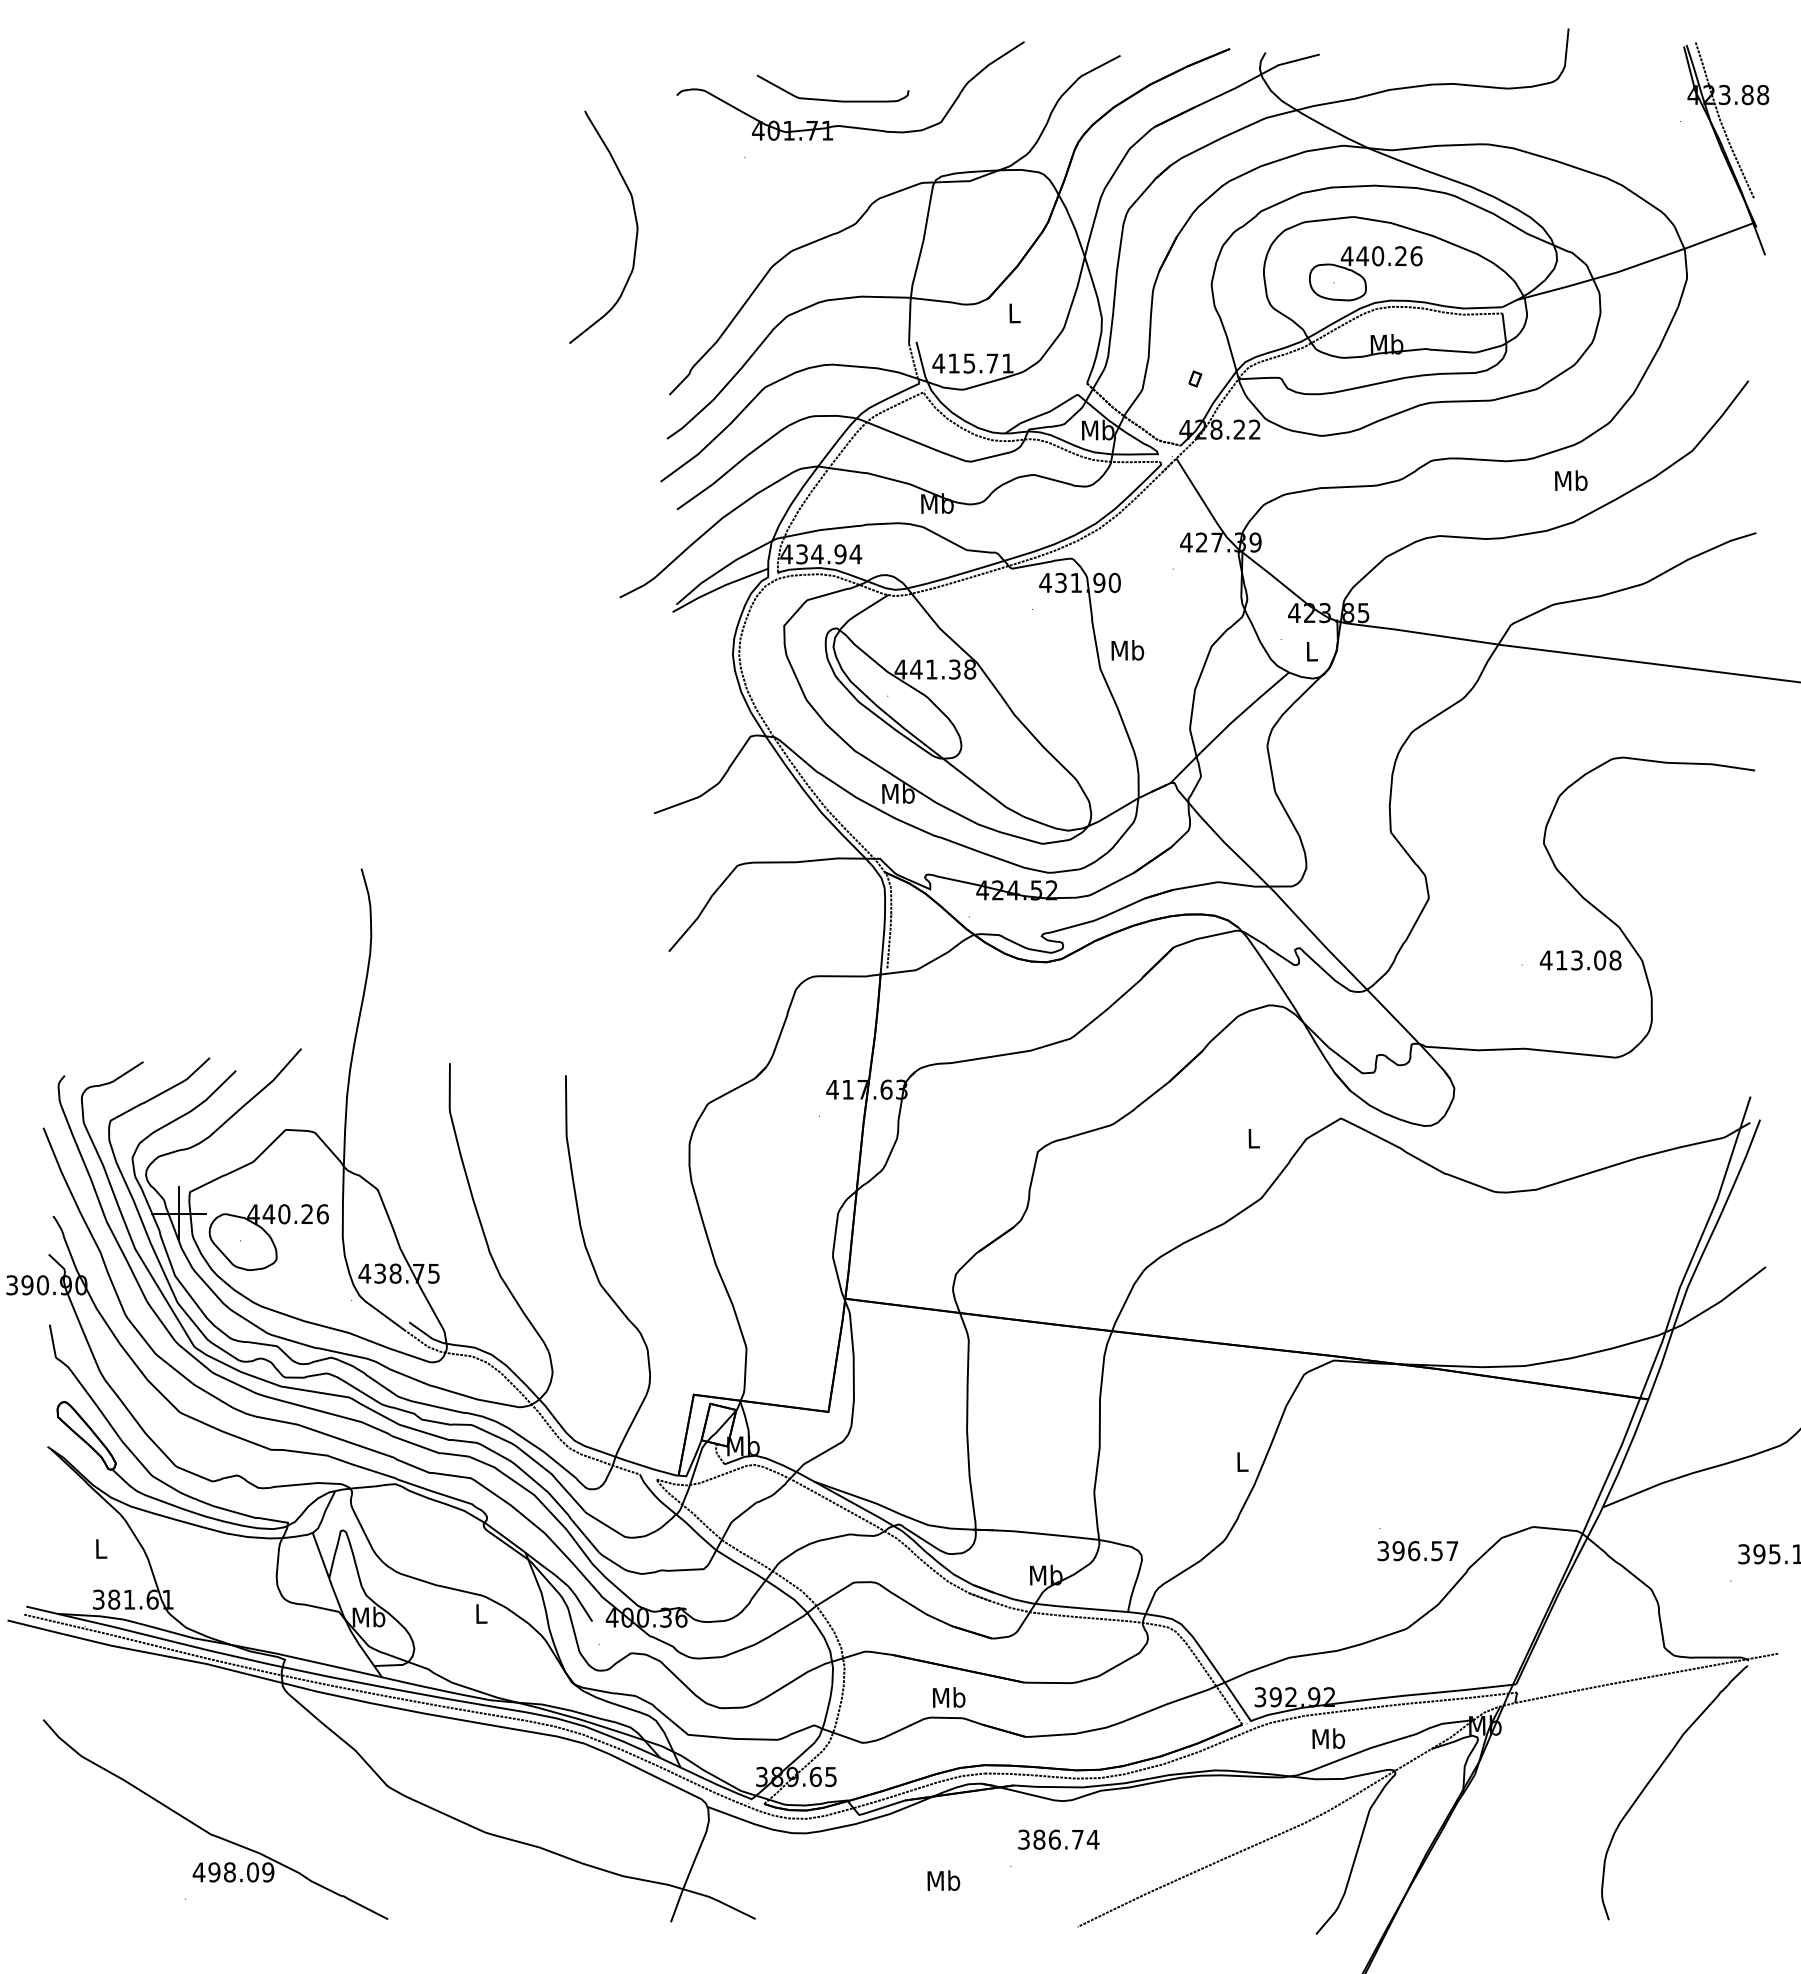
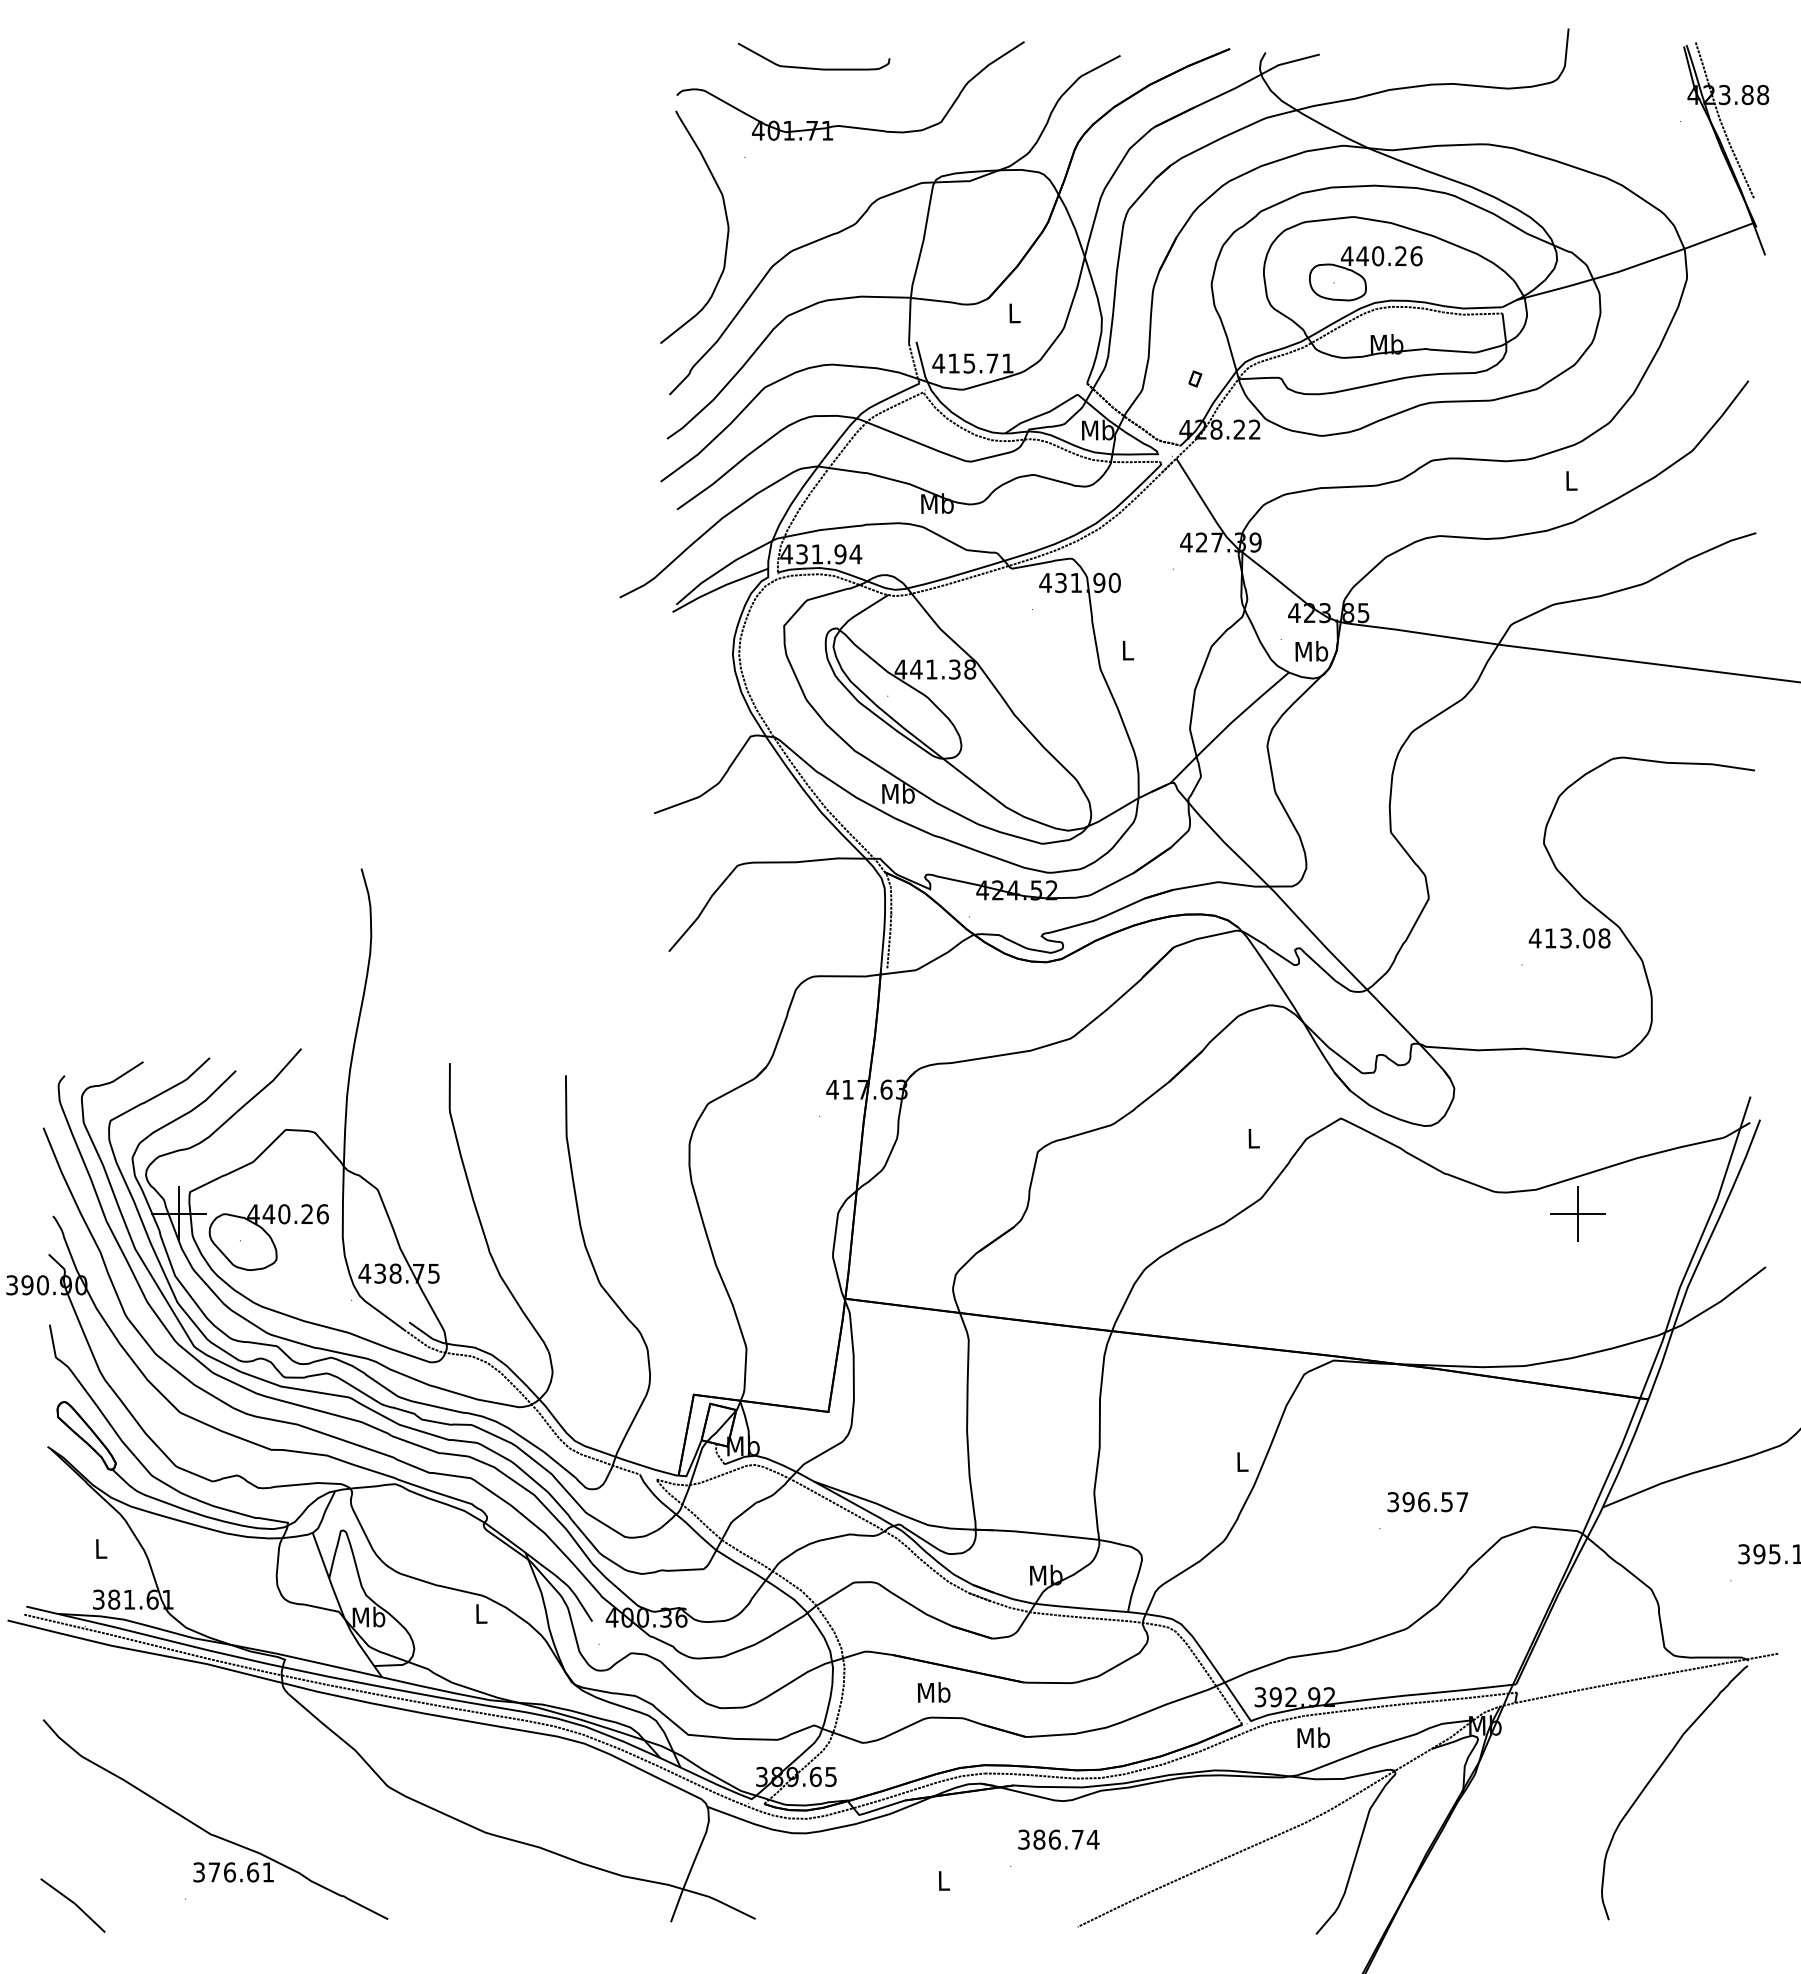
curve position: (832, 99) -> (813, 67) (813, 67)
curve position: (635, 222) -> (726, 222) (726, 222)
text: Mb -> L (1571, 480)
text: 434.94 -> 431.94 (817, 554)
text: Mb -> L (1127, 650)
text: L -> Mb (1311, 651)
text position: (1580, 960) -> (1569, 938) (1569, 938)
part: none -> present (1577, 1213)
text position: (1417, 1551) -> (1427, 1502) (1427, 1502)
text position: (949, 1697) -> (934, 1692) (934, 1692)
text position: (1328, 1738) -> (1313, 1737) (1313, 1737)
text: 498.09 -> 376.61 (233, 1872)
text: Mb -> L (943, 1880)
line: none -> present (72, 1903)
